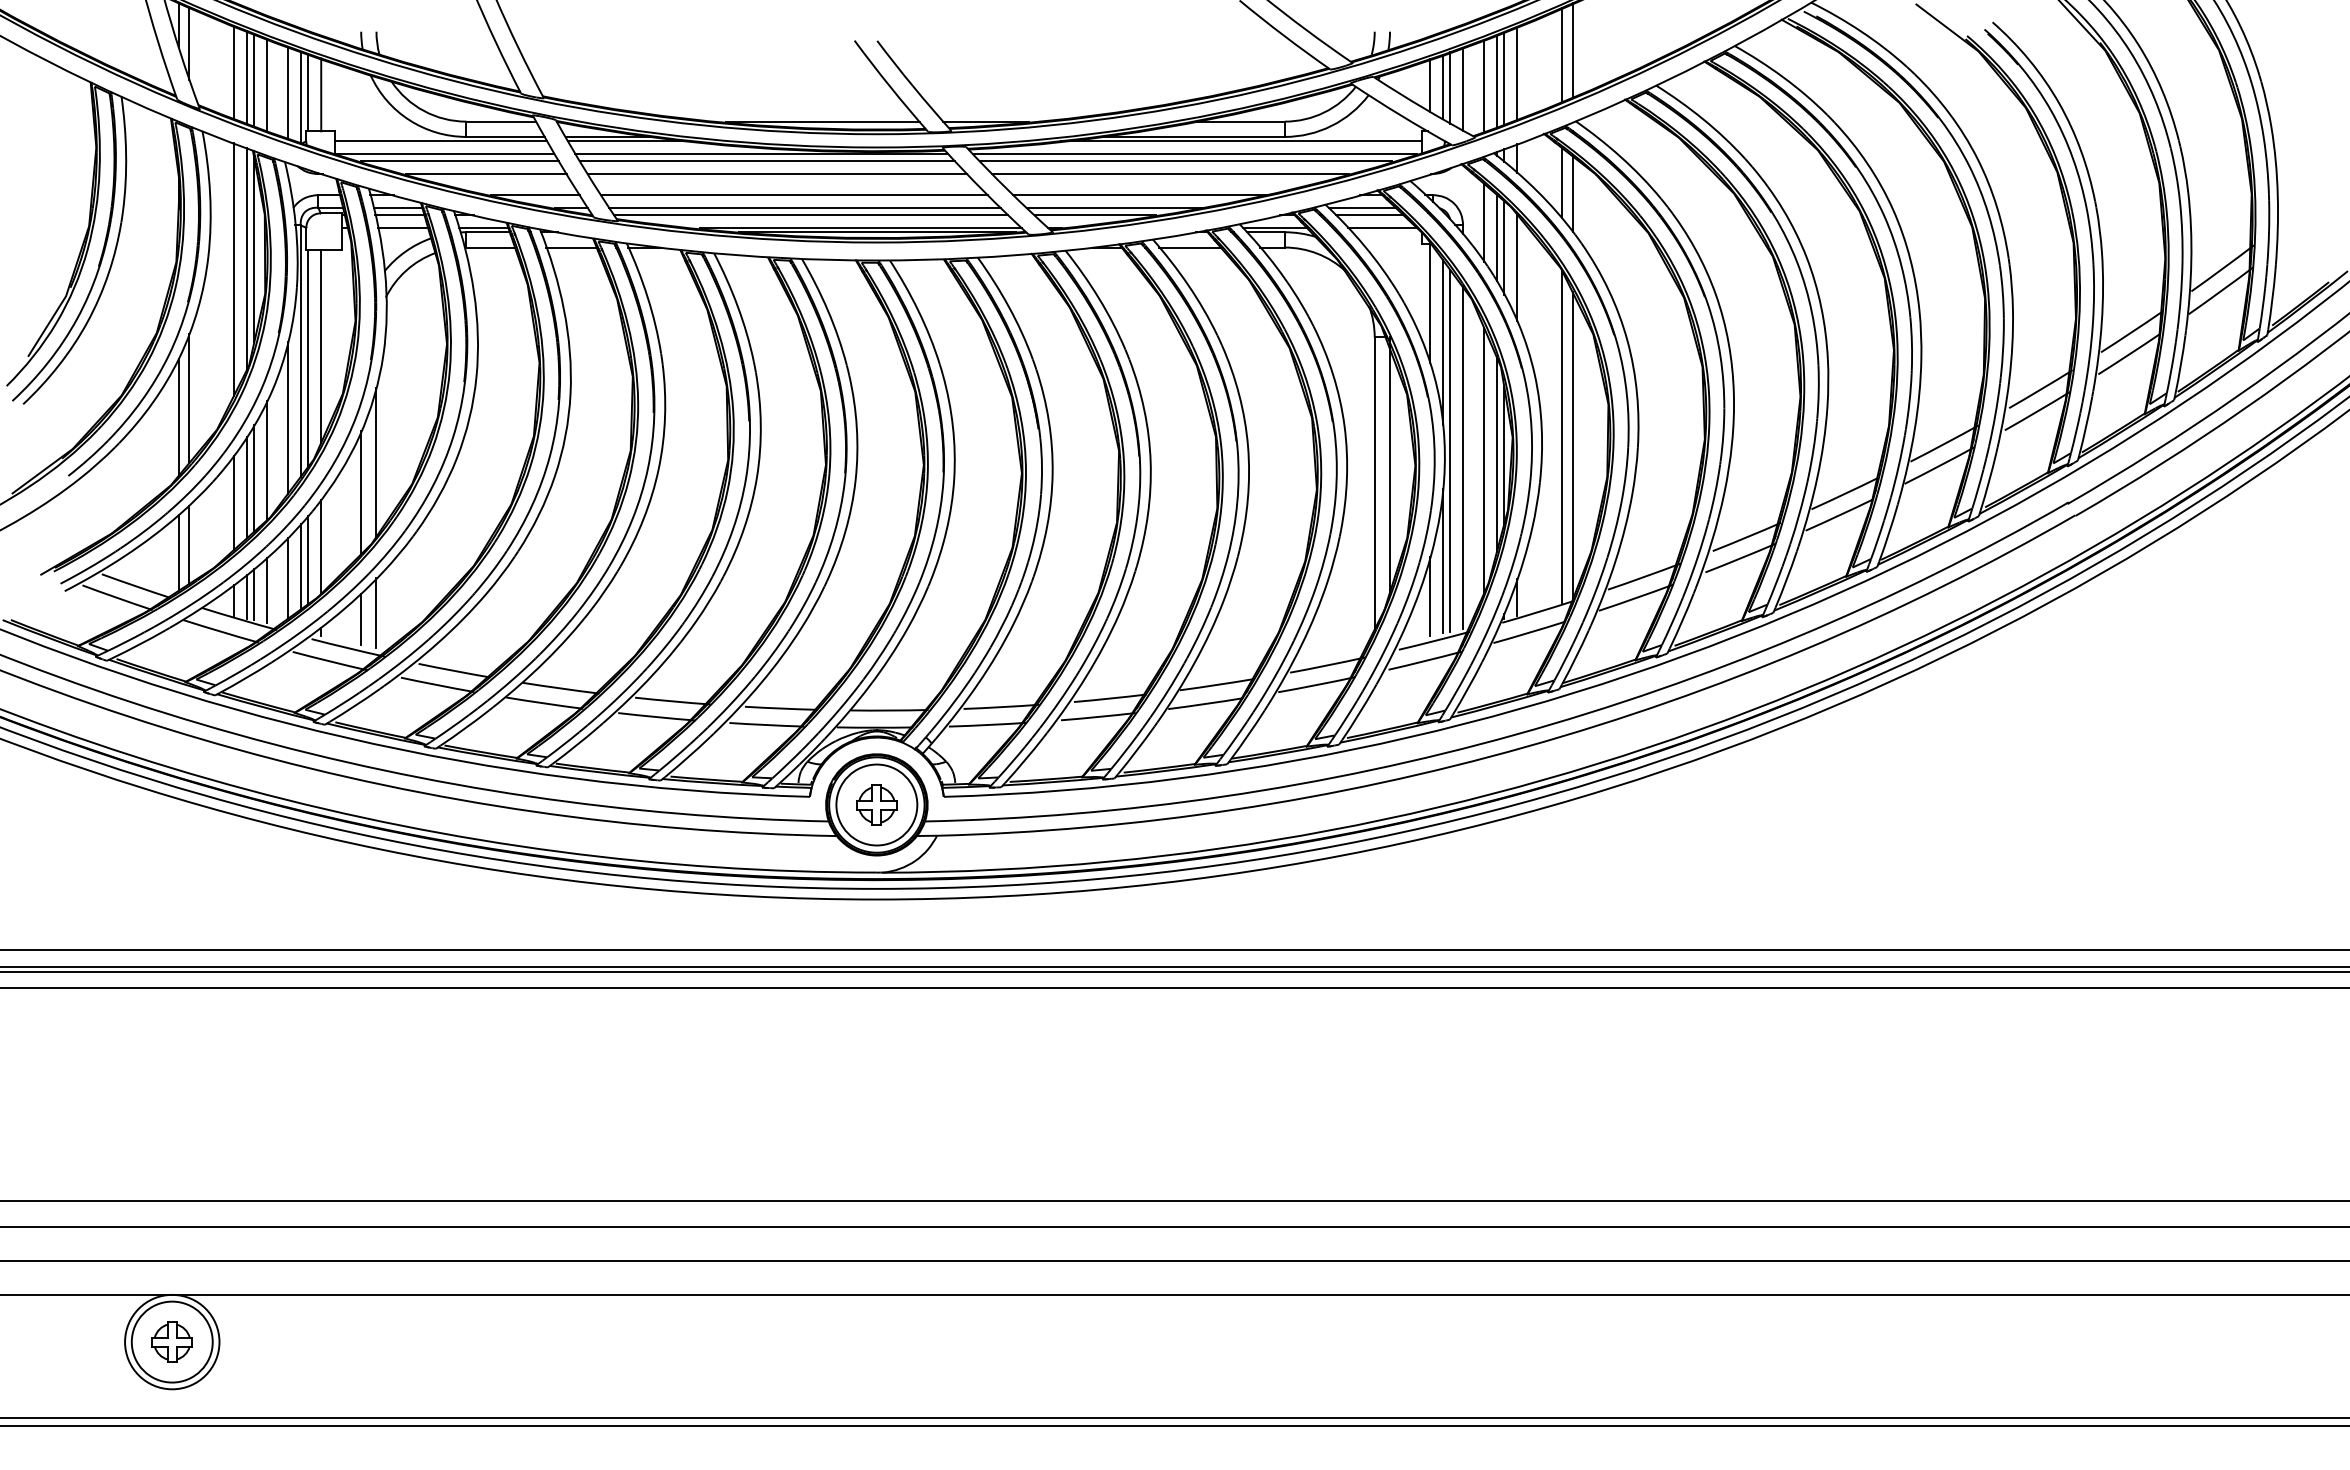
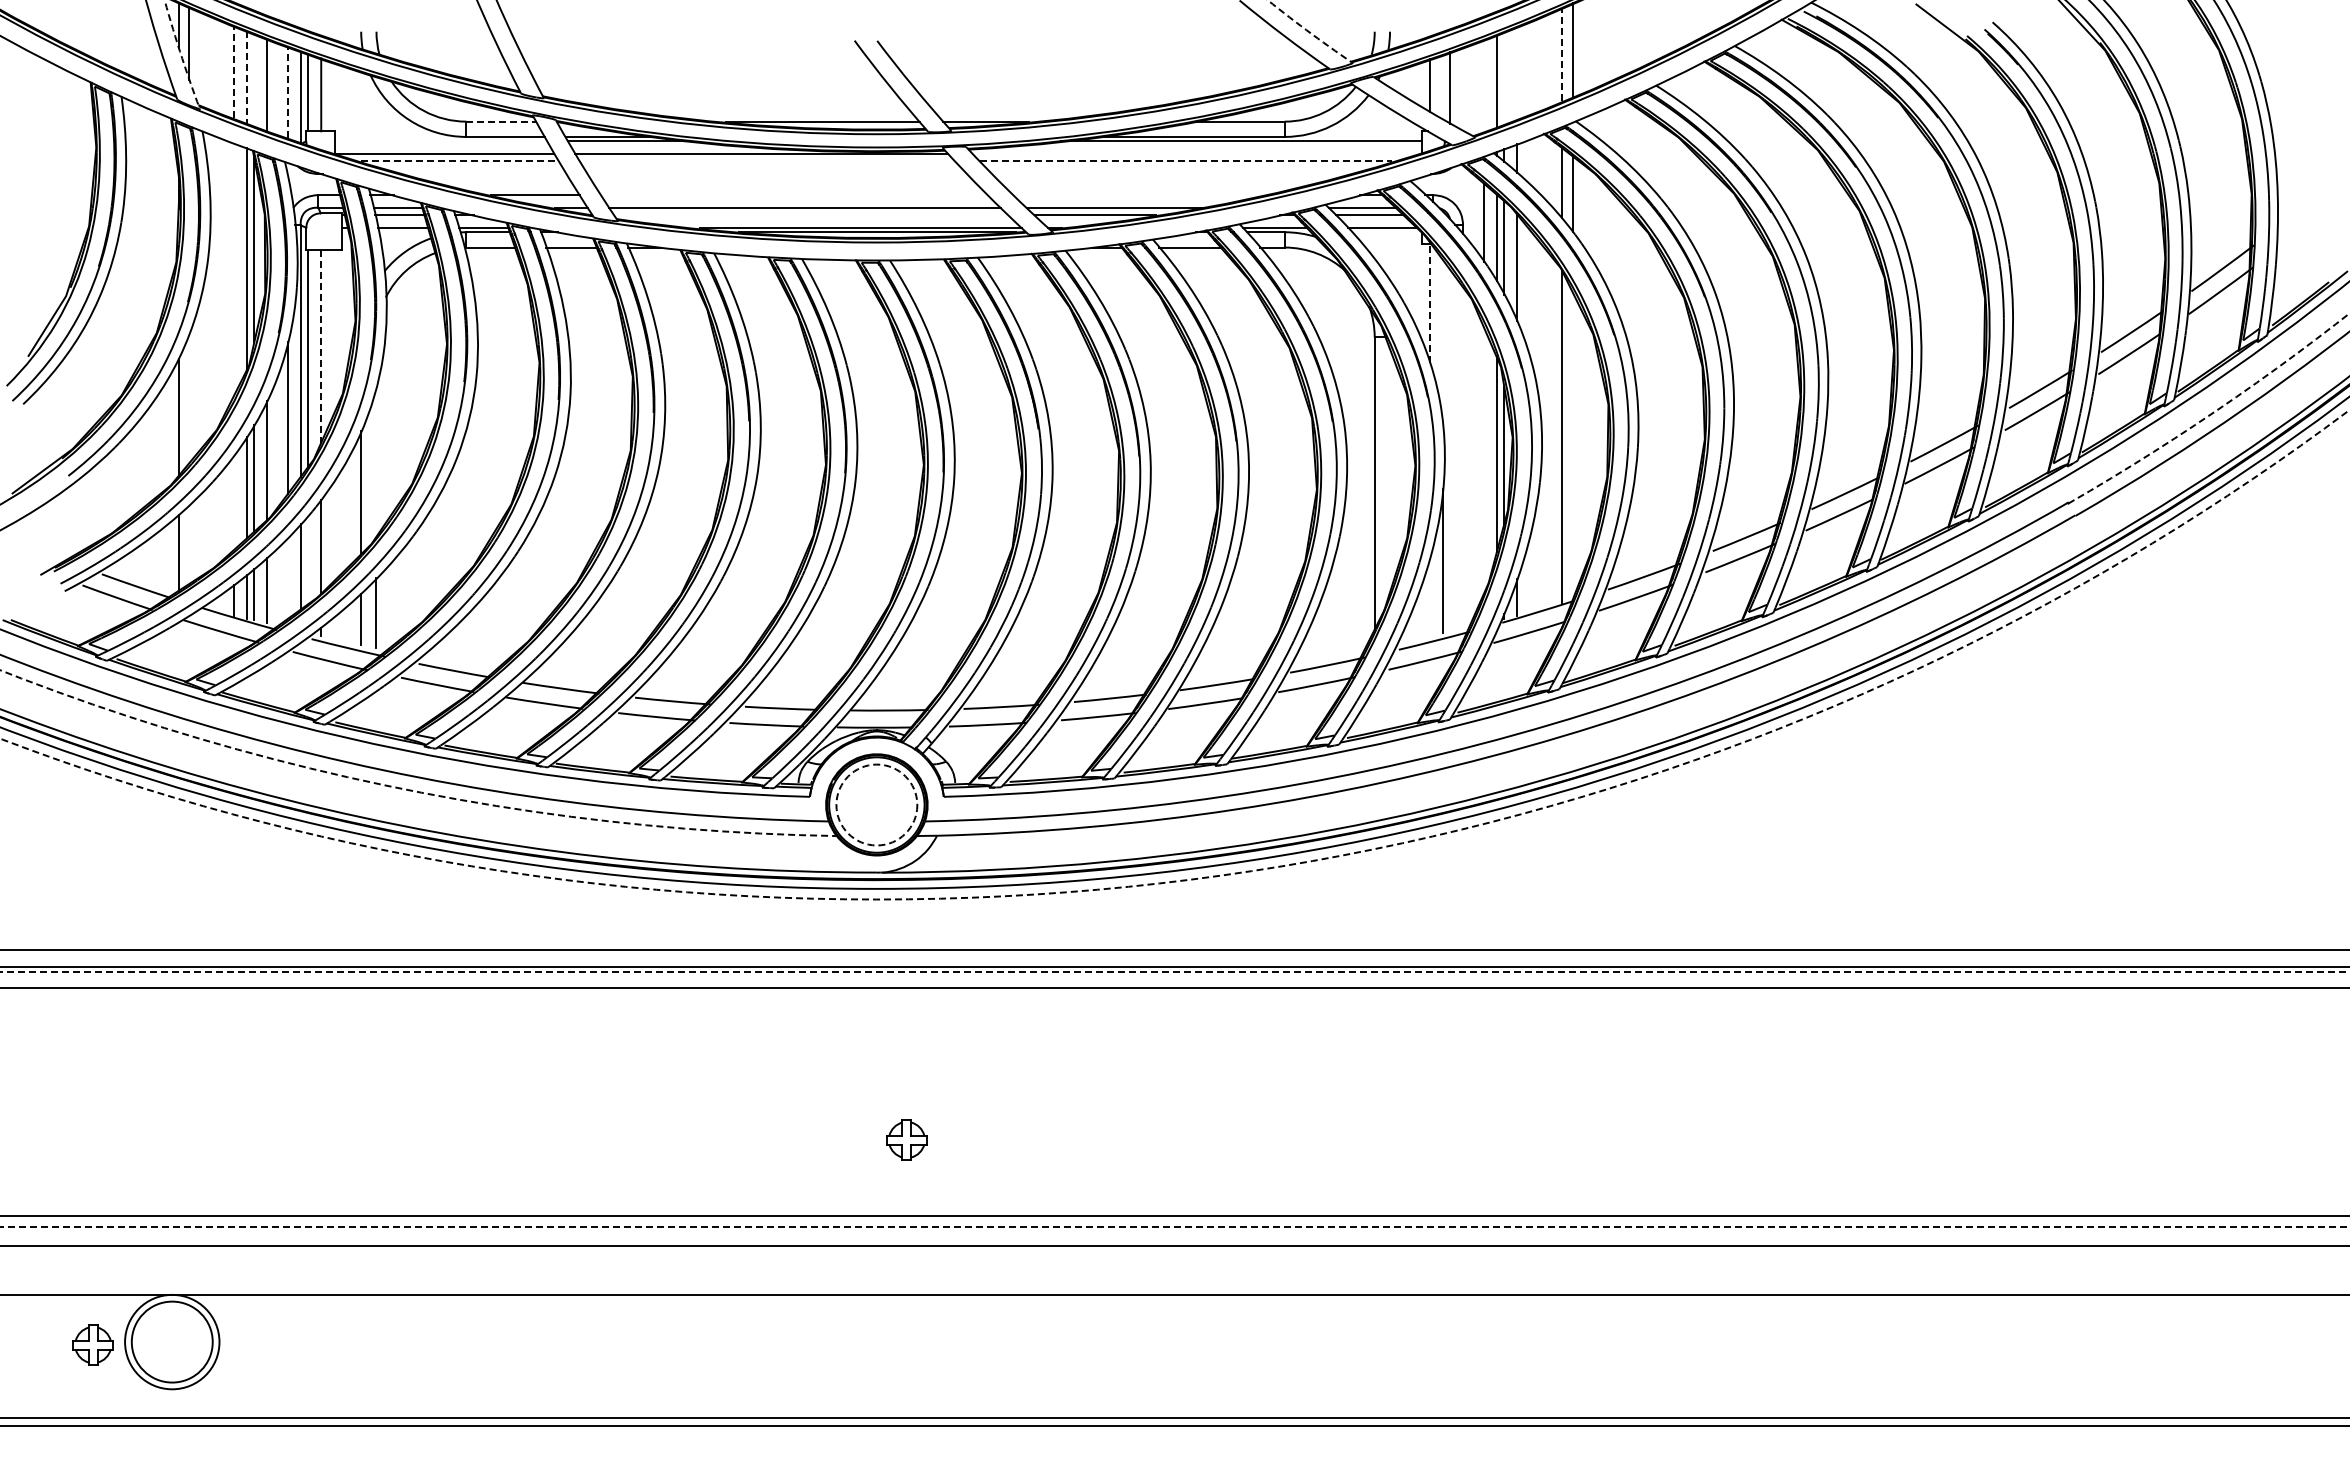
arc: solid -> dashed (1309, 32)
line: solid -> dashed (1561, 54)
arc: solid -> dashed (181, 55)
line: solid -> dashed (234, 71)
line: present -> none (1517, 73)
line: solid -> dashed (246, 77)
line: present -> none (1504, 77)
line: present -> none (254, 79)
line: present -> none (1484, 85)
line: present -> none (1442, 86)
line: present -> none (1463, 88)
line: solid -> dashed (288, 92)
line: solid -> dashed (501, 121)
line: present -> none (441, 141)
line: present -> none (1194, 153)
line: solid -> dashed (460, 161)
line: present -> none (767, 161)
line: solid -> dashed (1185, 161)
line: present -> none (486, 174)
line: present -> none (777, 174)
line: present -> none (1170, 174)
line: present -> none (793, 195)
line: present -> none (1139, 195)
line: present -> none (811, 215)
line: present -> none (234, 269)
line: solid -> dashed (1430, 303)
line: present -> none (1442, 342)
line: solid -> dashed (320, 347)
line: present -> none (189, 398)
arc: solid -> dashed (2212, 413)
line: present -> none (1572, 445)
line: present -> none (1450, 450)
line: present -> none (1463, 457)
line: present -> none (1484, 460)
line: present -> none (376, 461)
line: present -> none (1390, 464)
line: present -> none (234, 502)
line: present -> none (189, 544)
line: present -> none (308, 559)
line: present -> none (288, 578)
line: present -> none (1430, 596)
circle: solid -> dashed (1174, 654)
arc: solid -> dashed (410, 790)
circle: solid -> dashed (876, 804)
part position: (876, 804) -> (906, 1139) (906, 1139)
line: solid -> dashed (1175, 971)
line position: (1174, 1201) -> (1174, 1216) (1174, 1216)
line: solid -> dashed (1174, 1226)
line position: (1174, 1260) -> (1174, 1245) (1174, 1245)
part position: (171, 1341) -> (92, 1344) (92, 1344)
